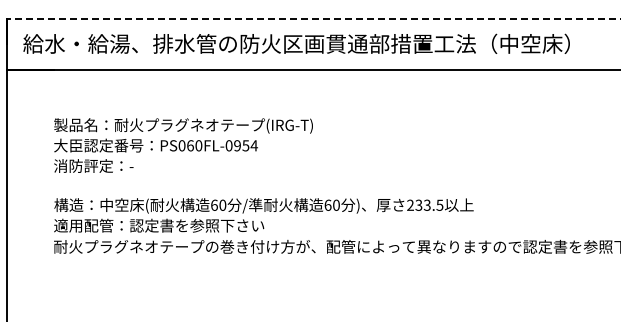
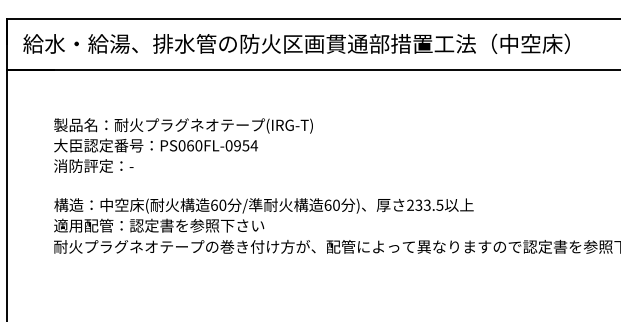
line: dashed -> solid (313, 18)
